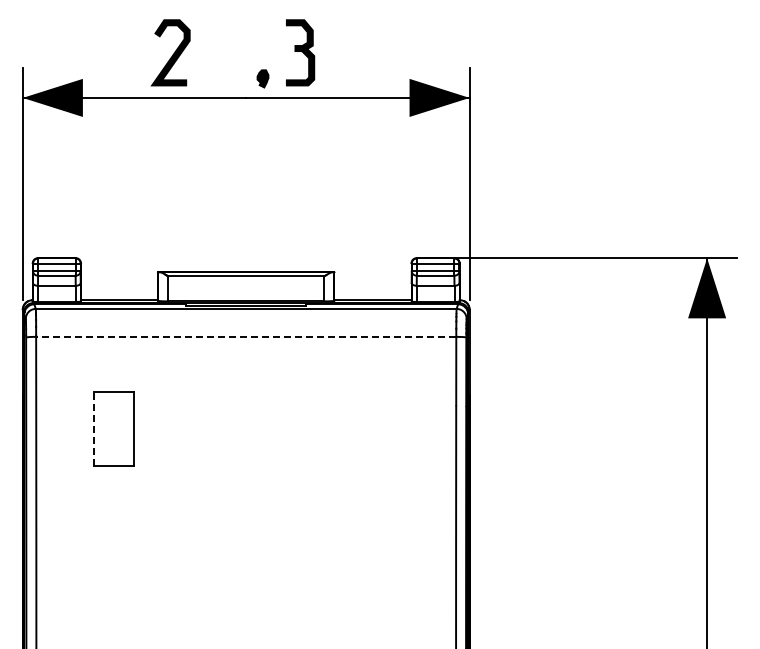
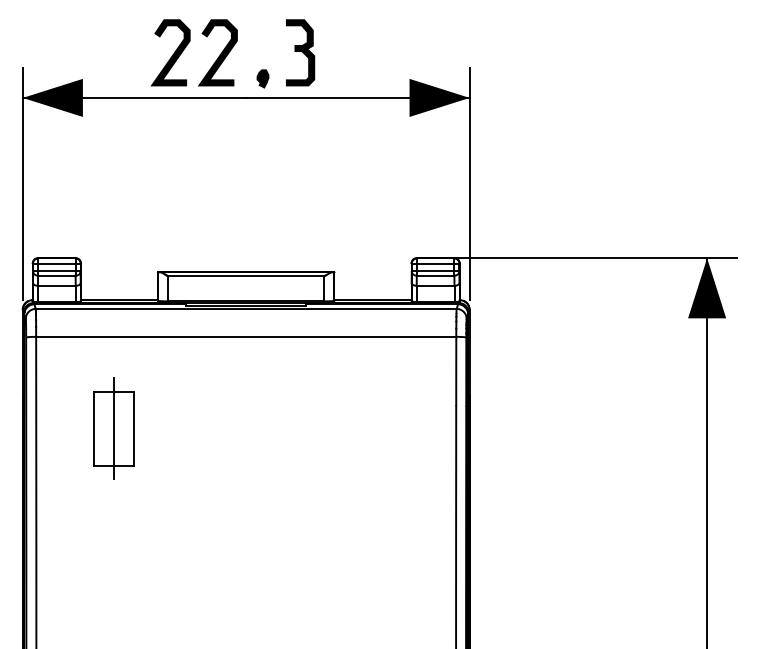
curve: none -> present (219, 54)
line: dashed -> solid (245, 336)
line: dashed -> solid (93, 428)
line: none -> present (113, 428)
